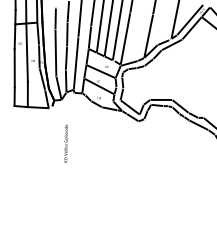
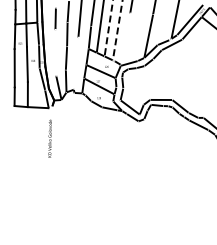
line: solid -> dashed (108, 27)
line: solid -> dashed (117, 30)
line: present -> none (125, 38)
line: present -> none (55, 52)
line: present -> none (75, 63)
text position: (65, 143) -> (49, 138) (49, 138)
